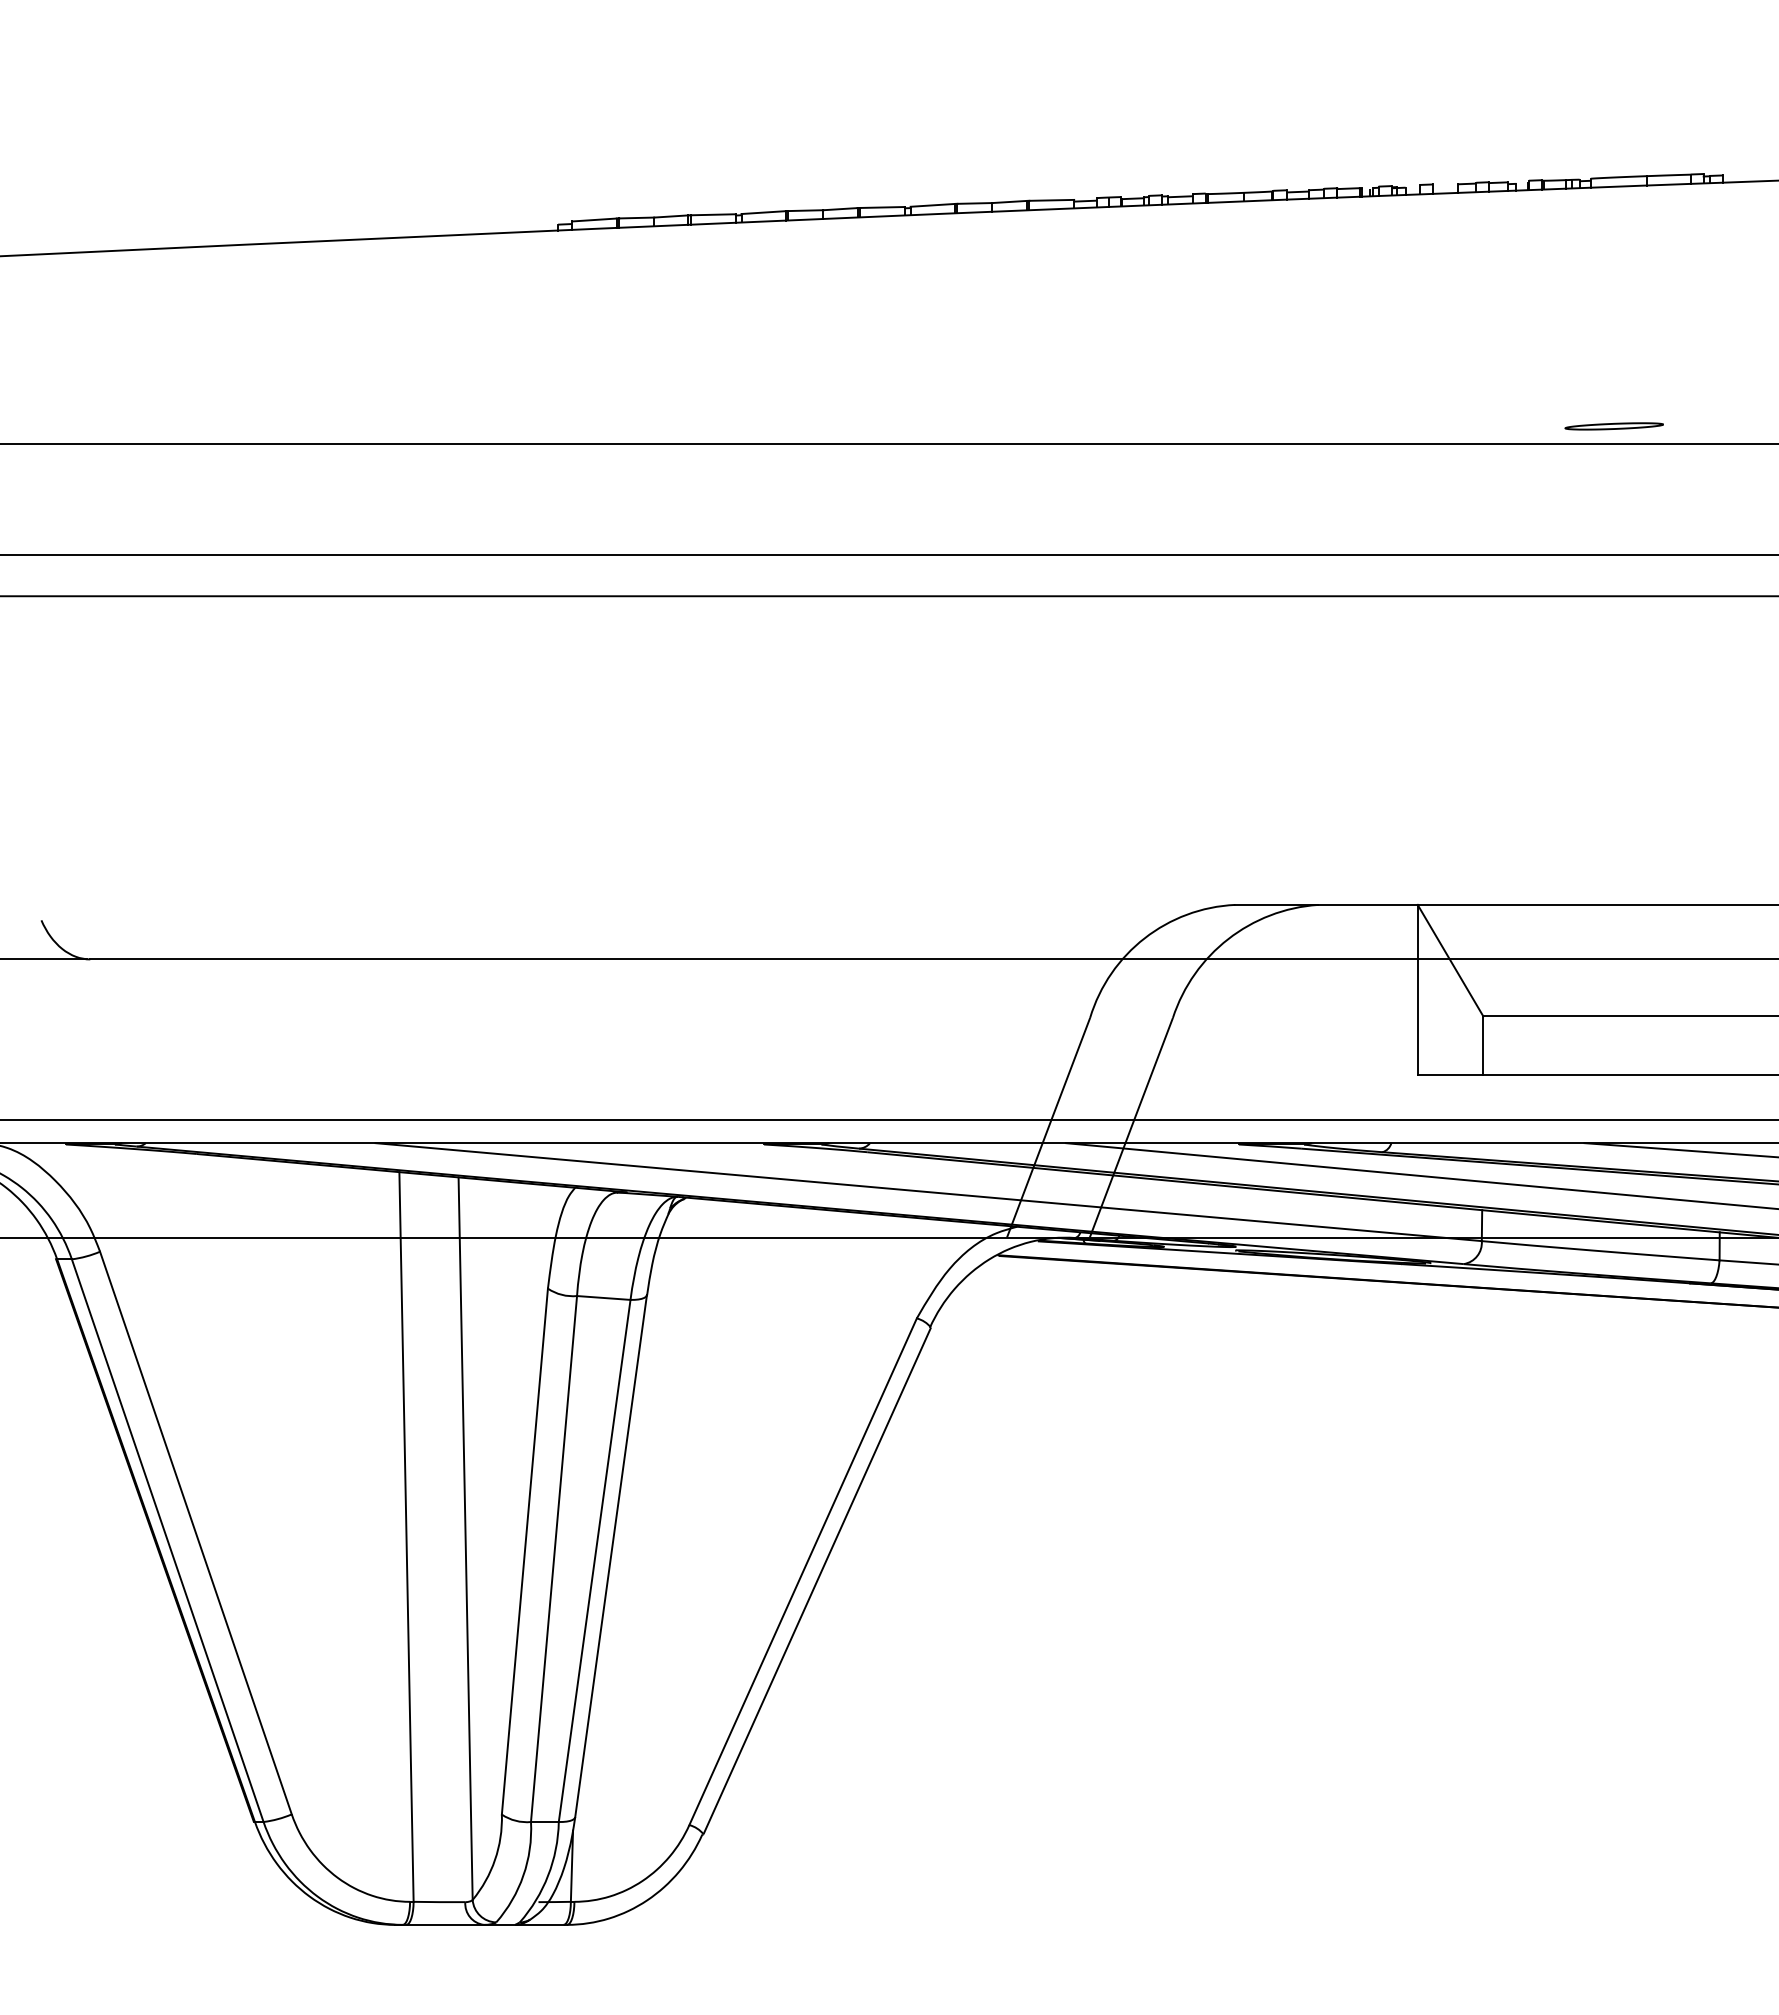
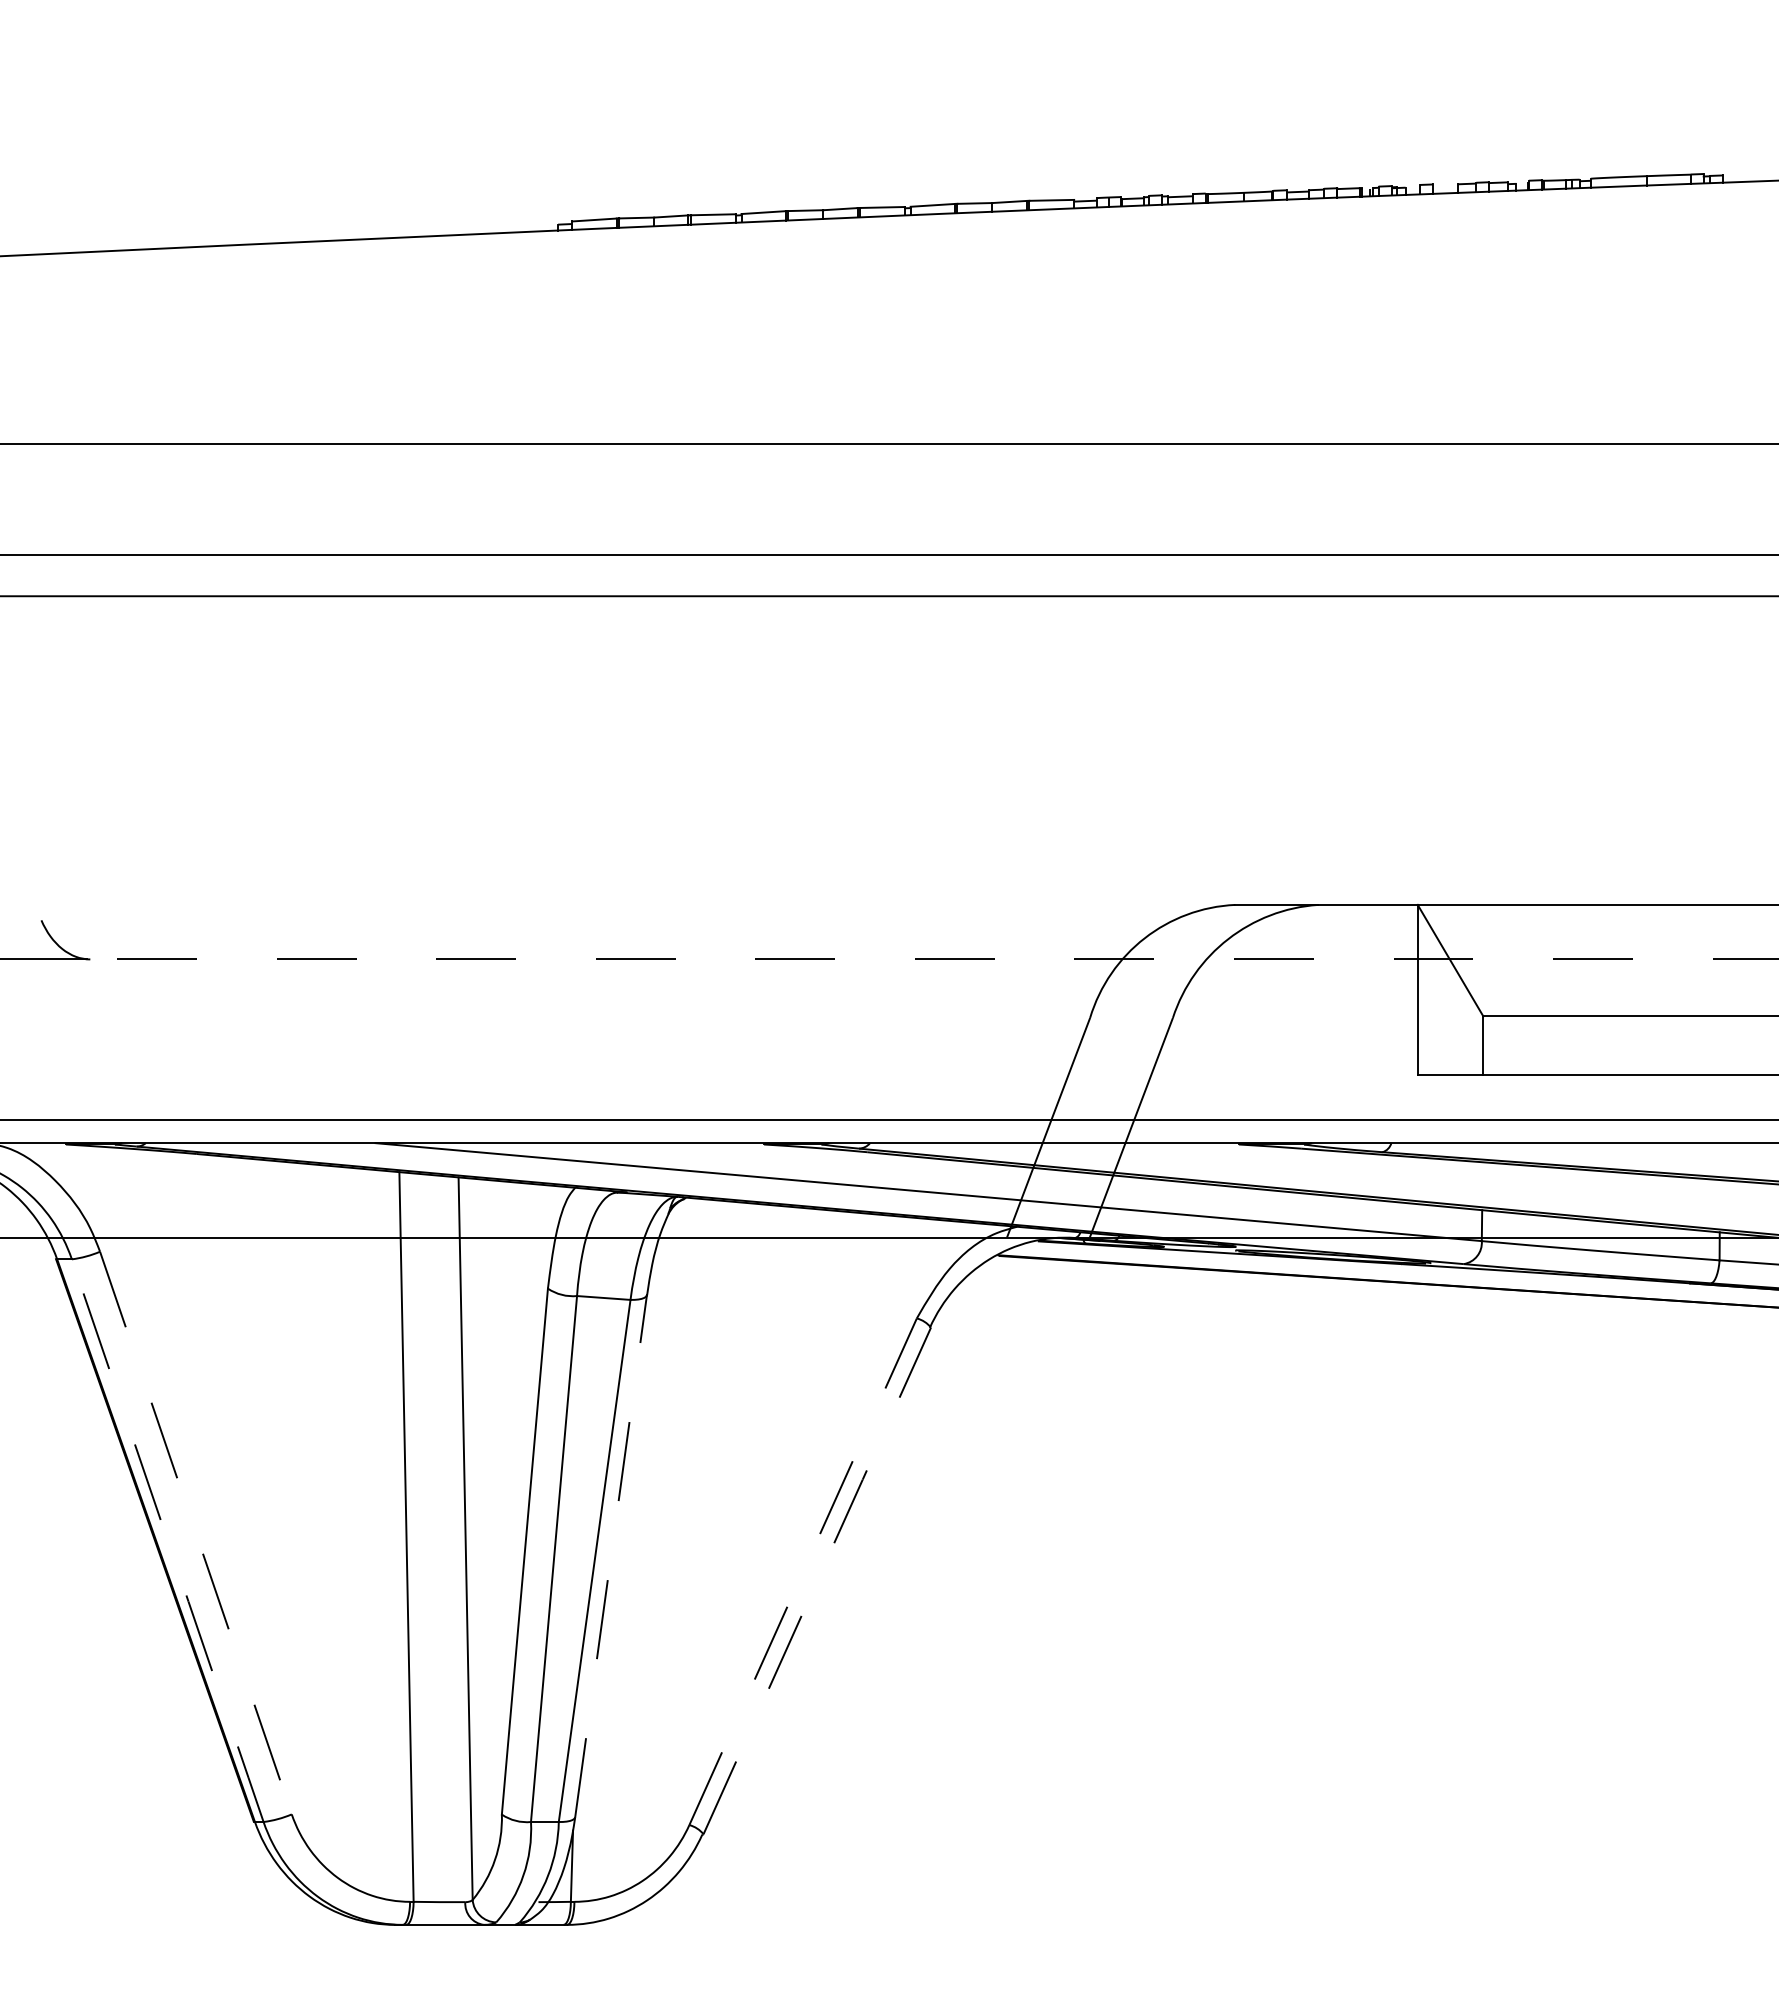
part: present -> none (1613, 426)
line: solid -> dashed (934, 959)
line: present -> none (1679, 1150)
line: present -> none (1420, 1175)
line: solid -> dashed (196, 1533)
line: solid -> dashed (168, 1542)
line: solid -> dashed (611, 1556)
line: solid -> dashed (803, 1571)
line: solid -> dashed (817, 1579)
